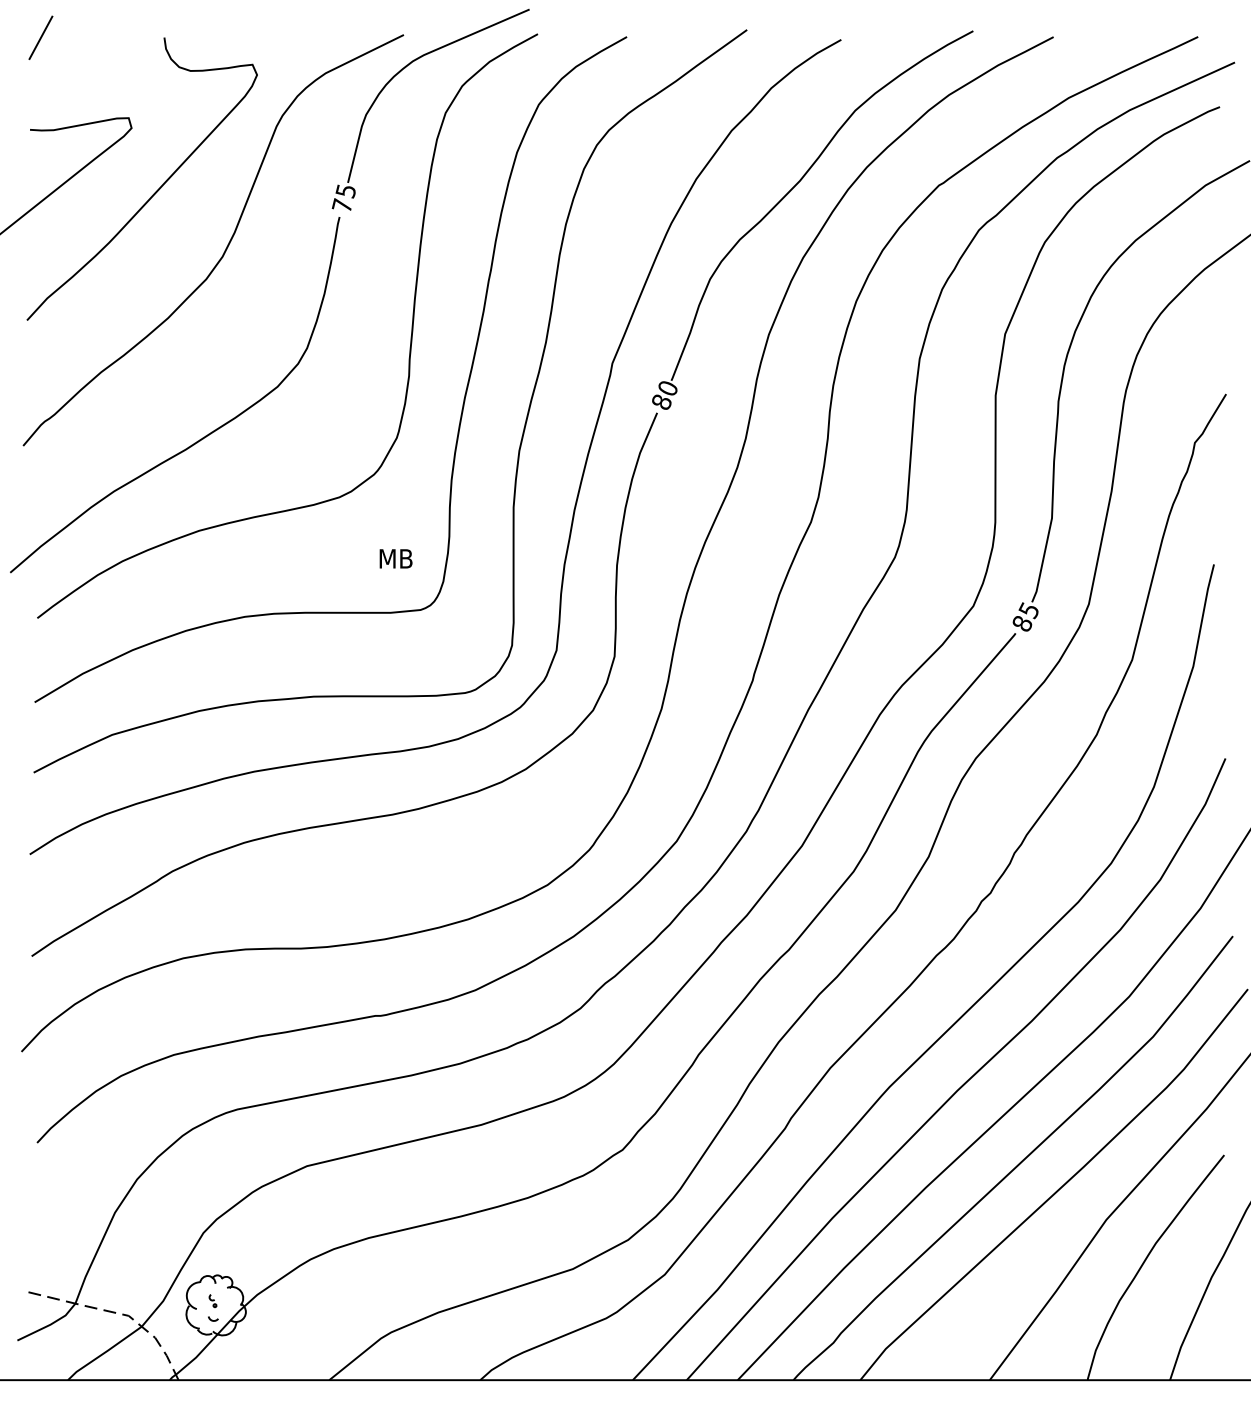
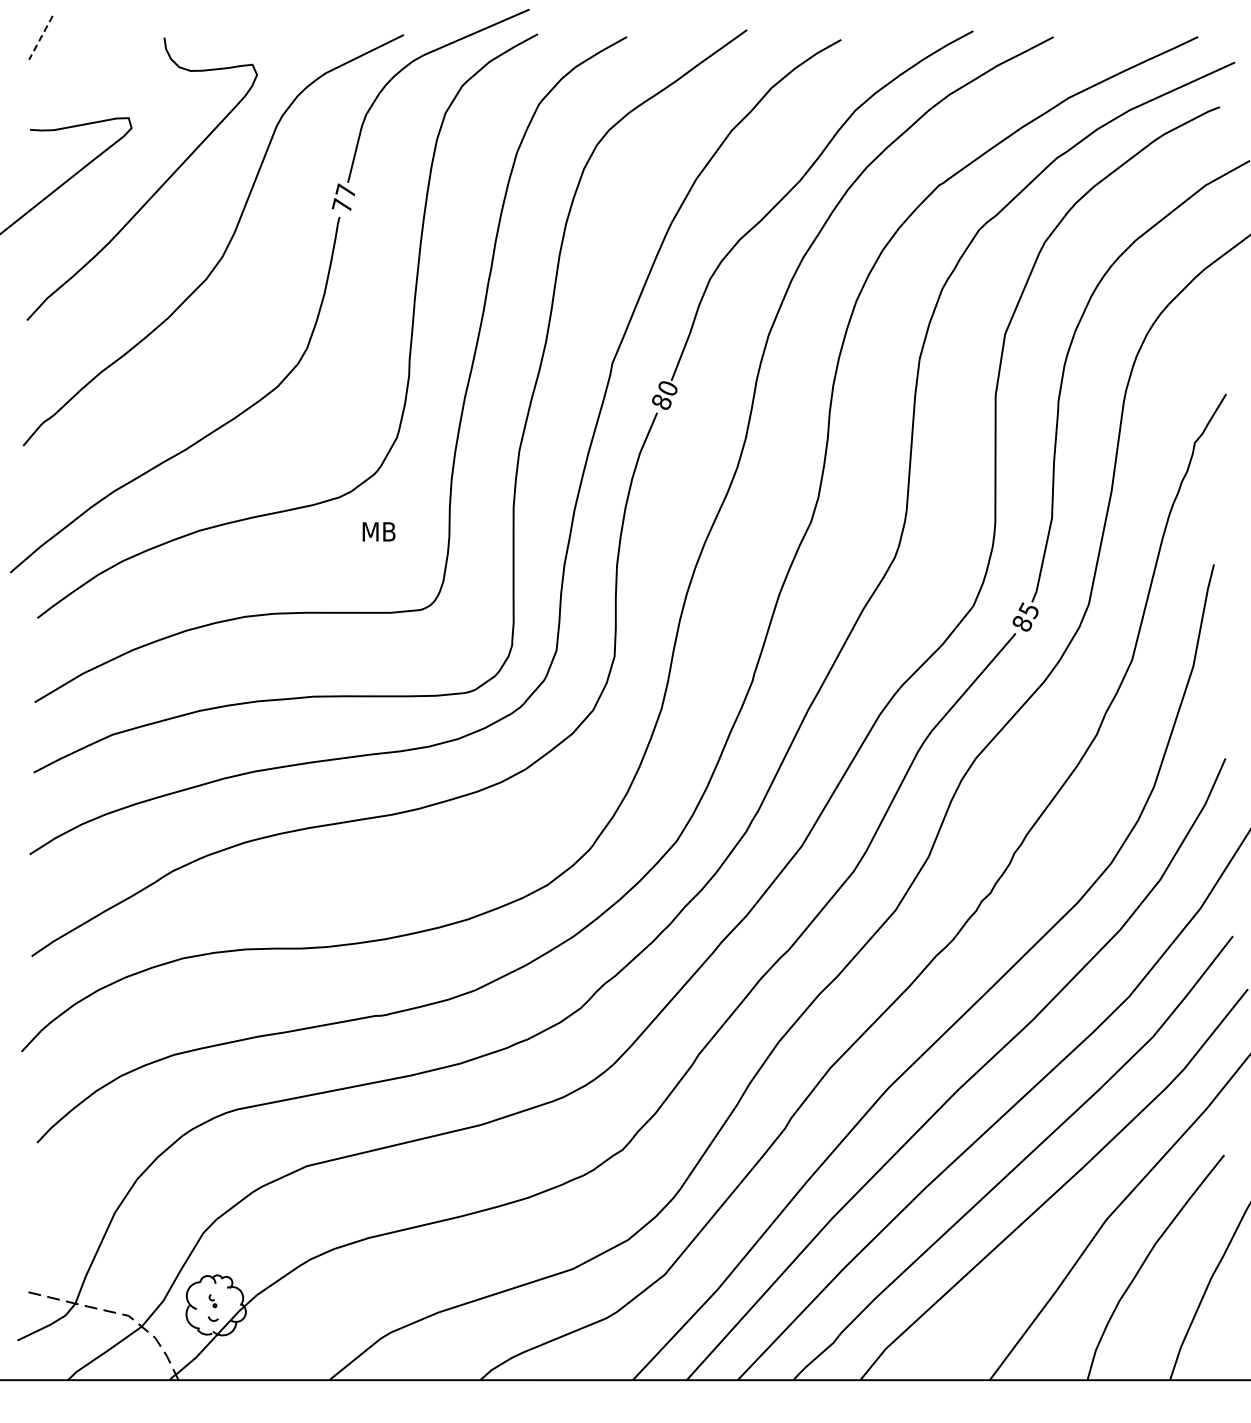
line: solid -> dashed (40, 37)
text: 75 -> 77 (345, 190)
text position: (395, 558) -> (378, 531) (378, 531)
